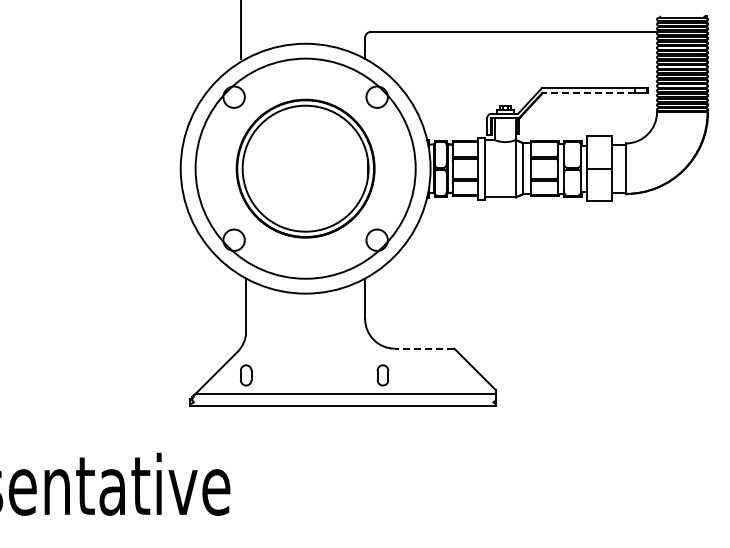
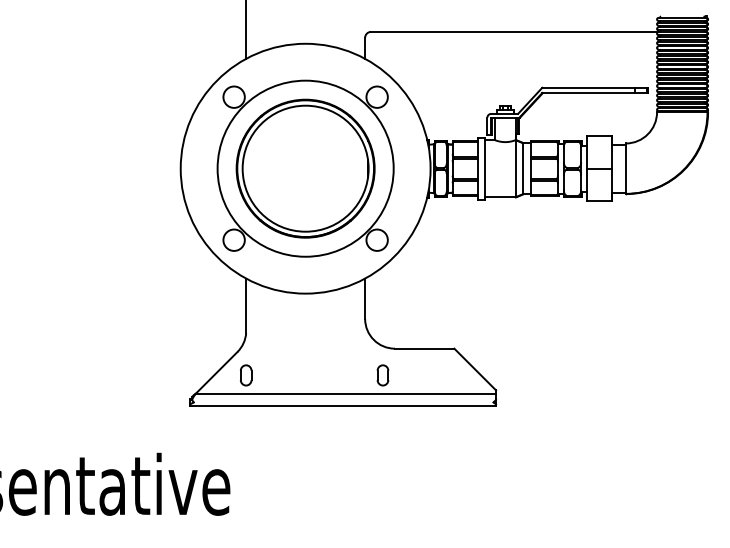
line position: (241, 30) -> (246, 30) (246, 30)
line: dashed -> solid (588, 93)
circle diameter: 220 px -> 176 px (305, 168)
line: dashed -> solid (424, 348)
